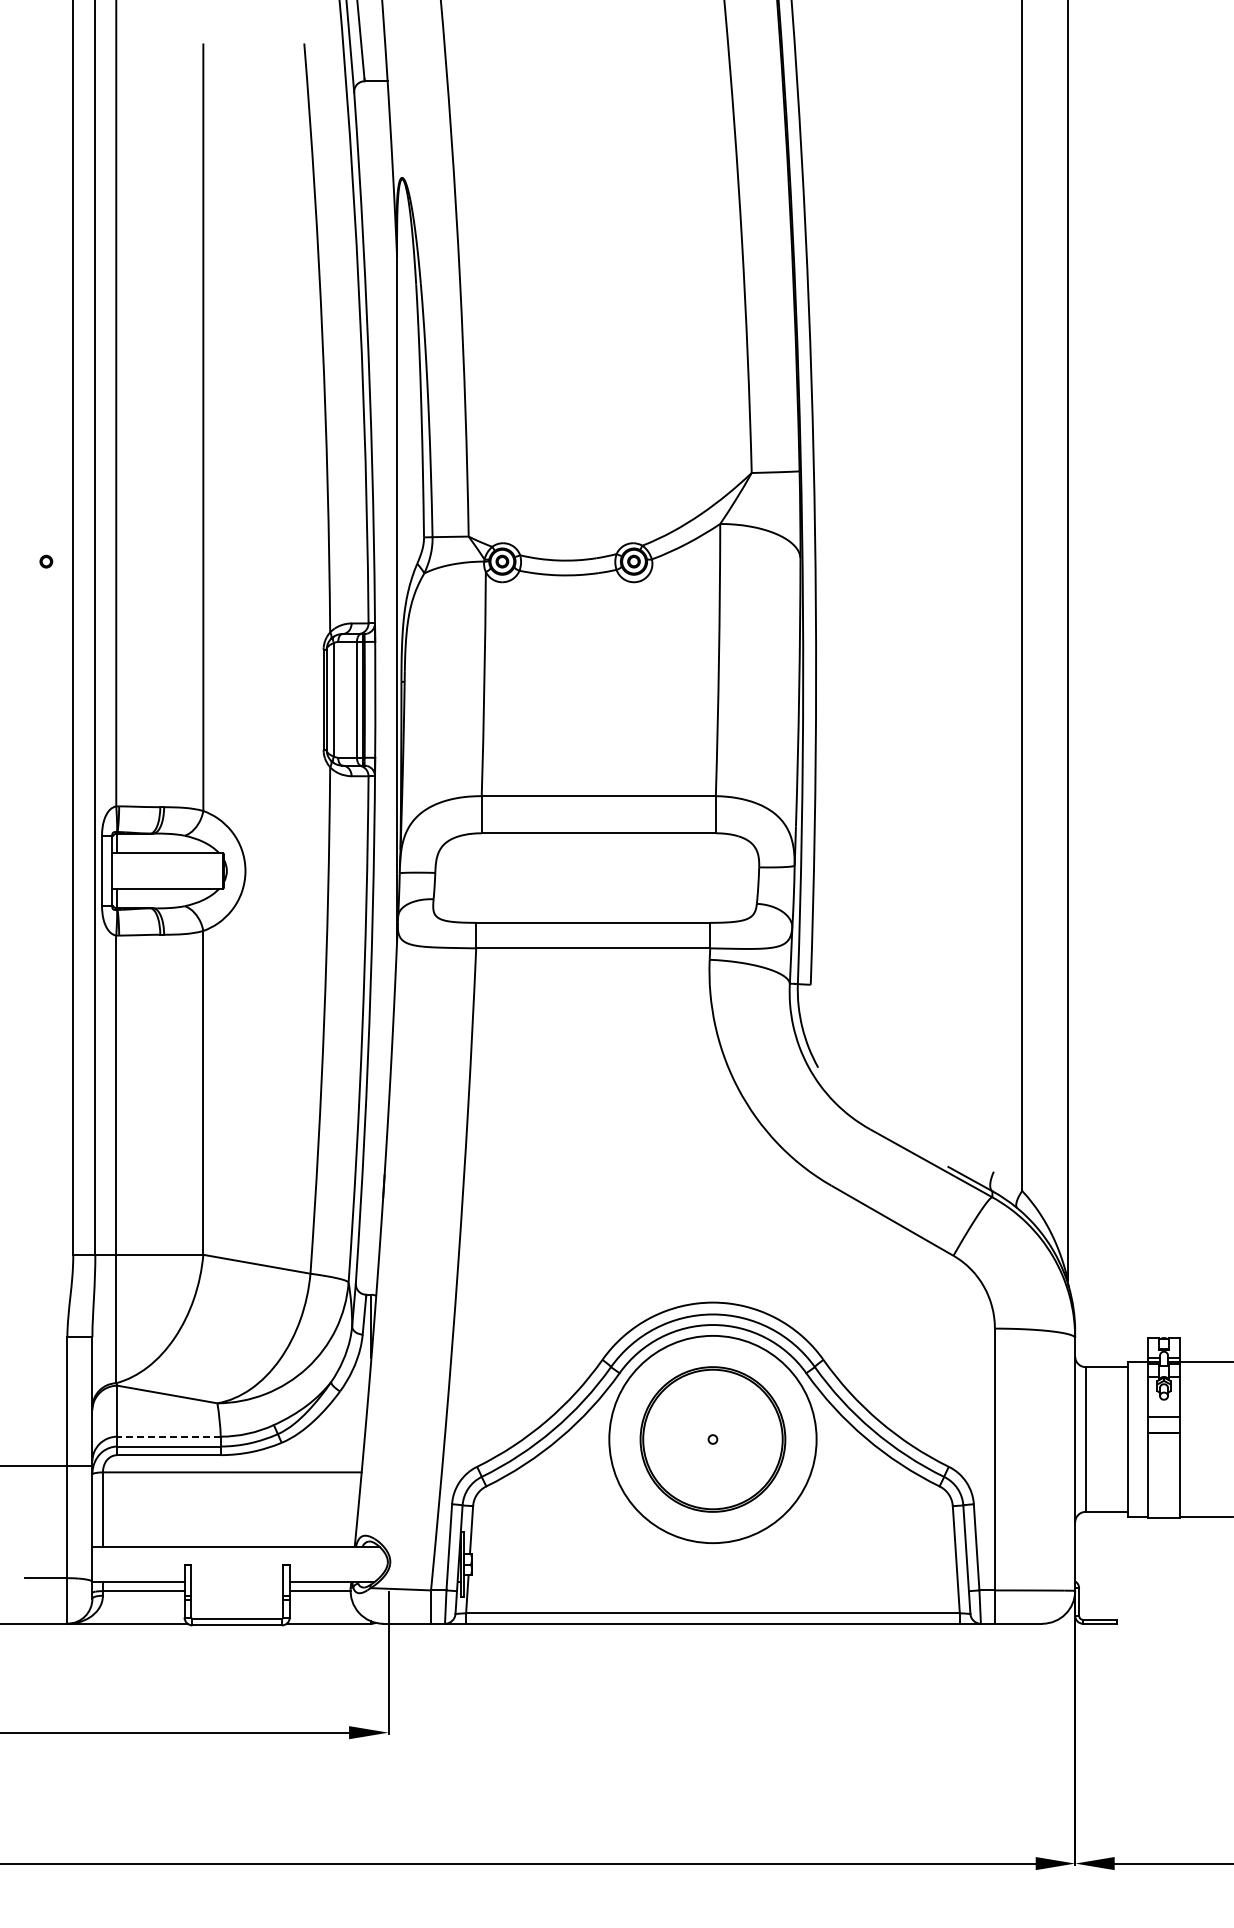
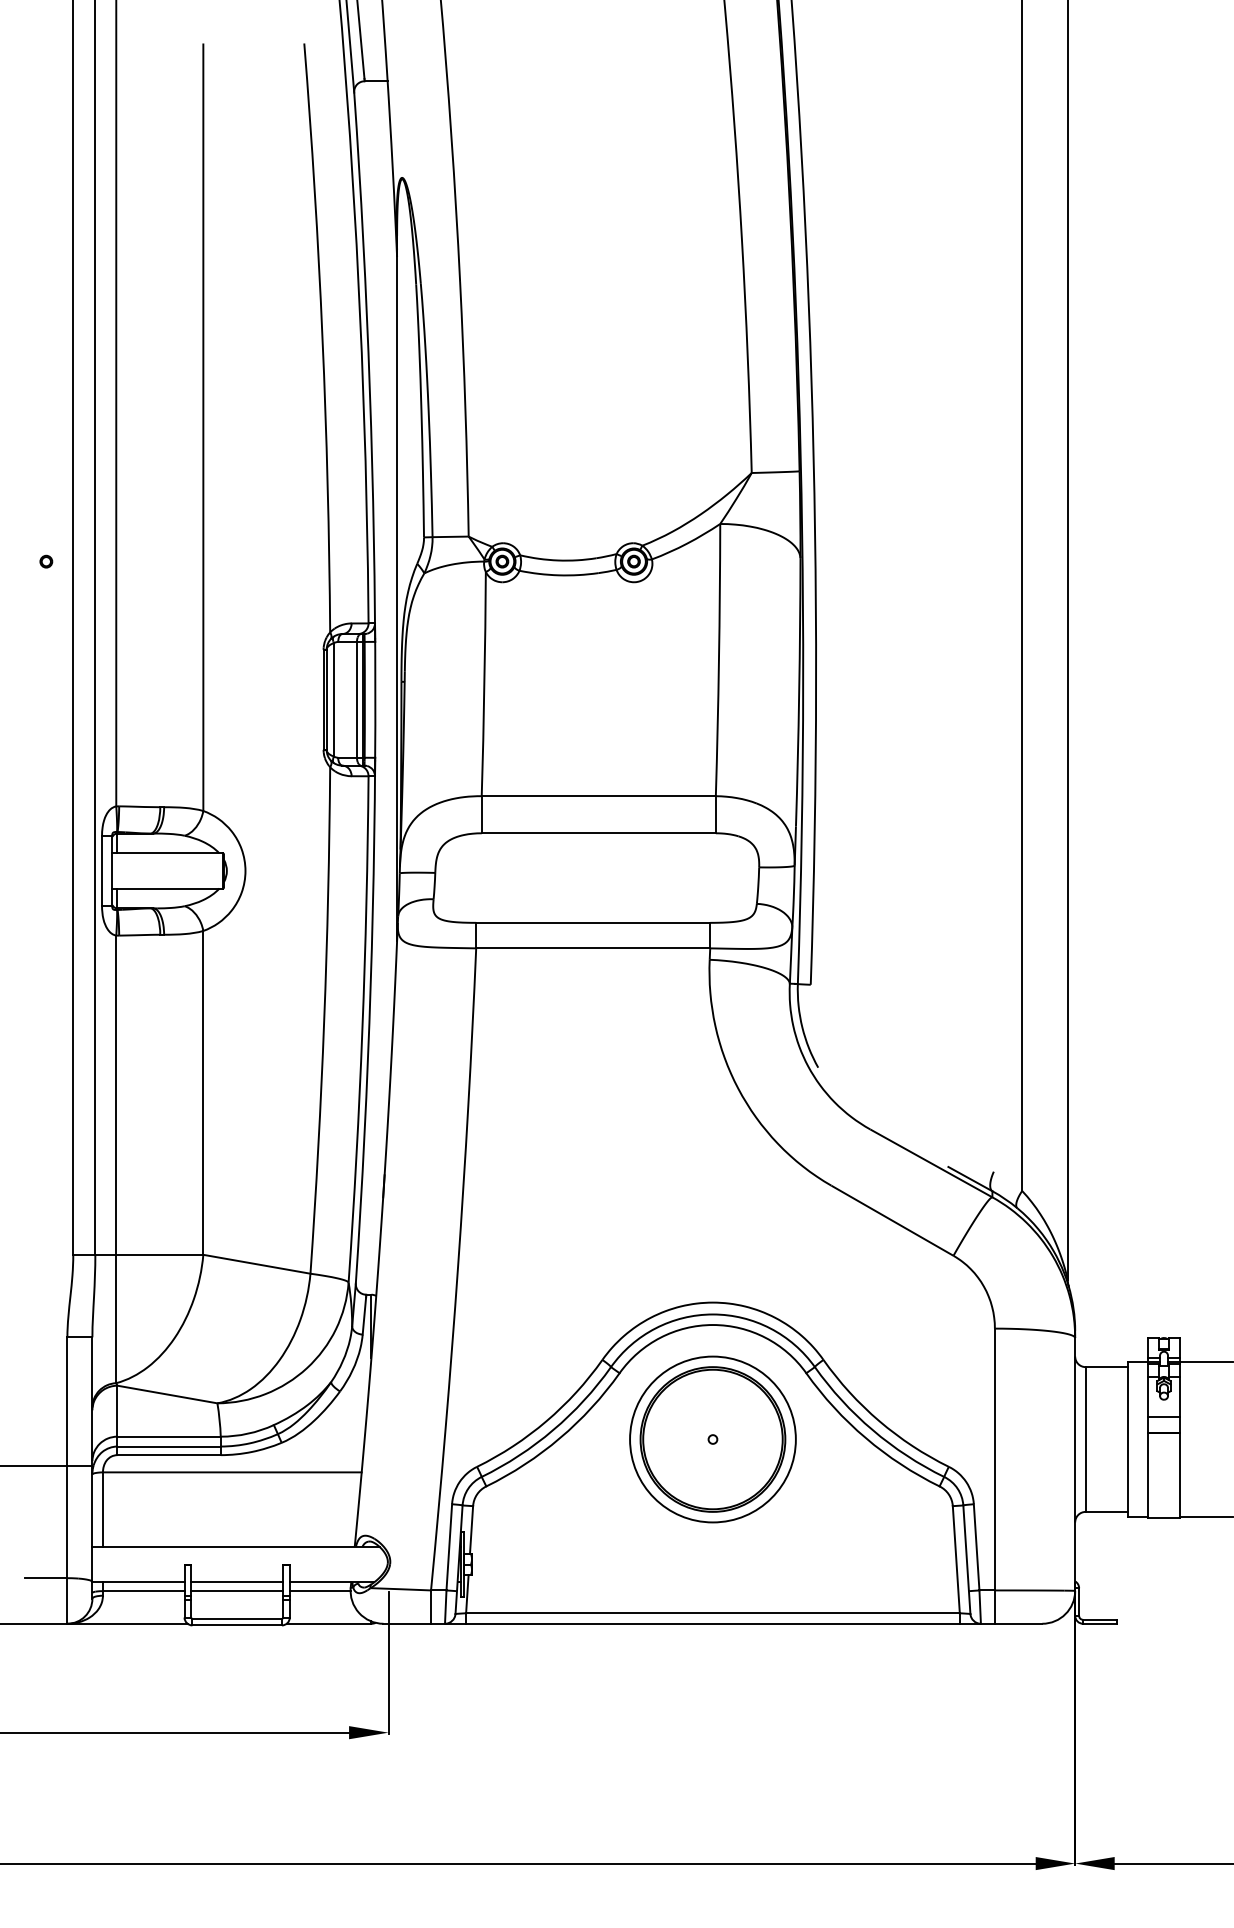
line: dashed -> solid (169, 1436)
circle diameter: 207 px -> 166 px (712, 1439)
line: none -> present (237, 1582)
line: none -> present (237, 1591)
